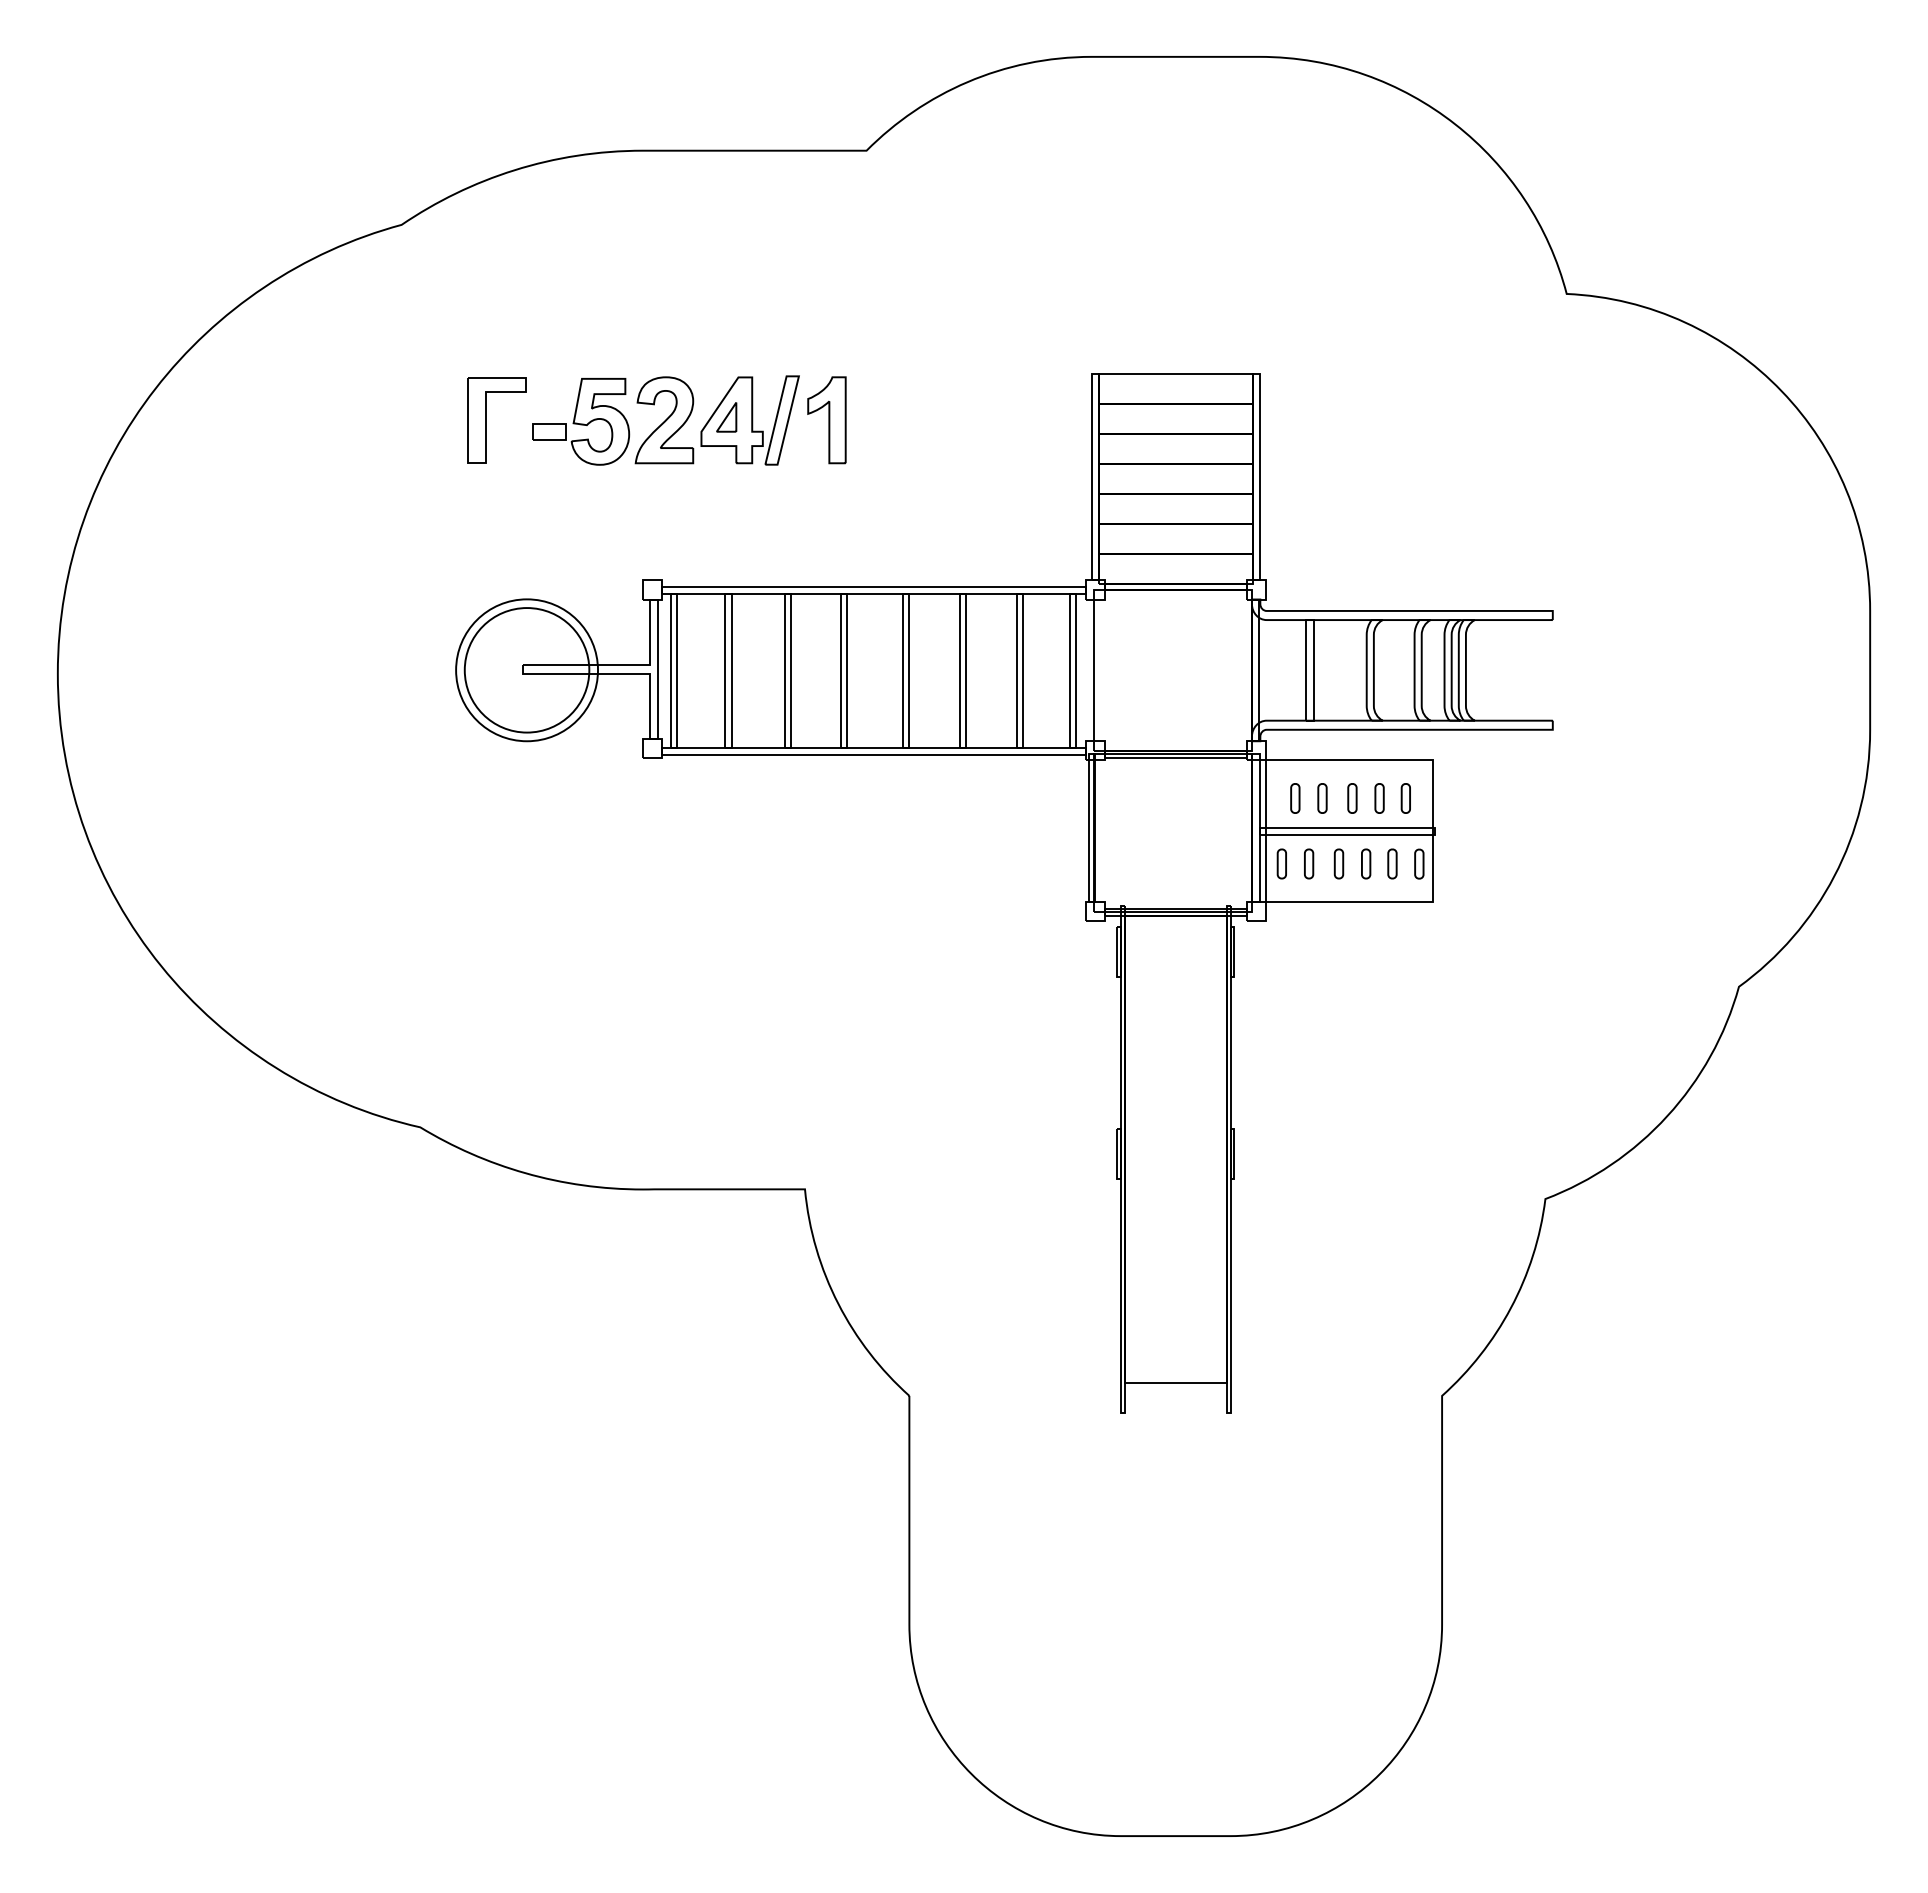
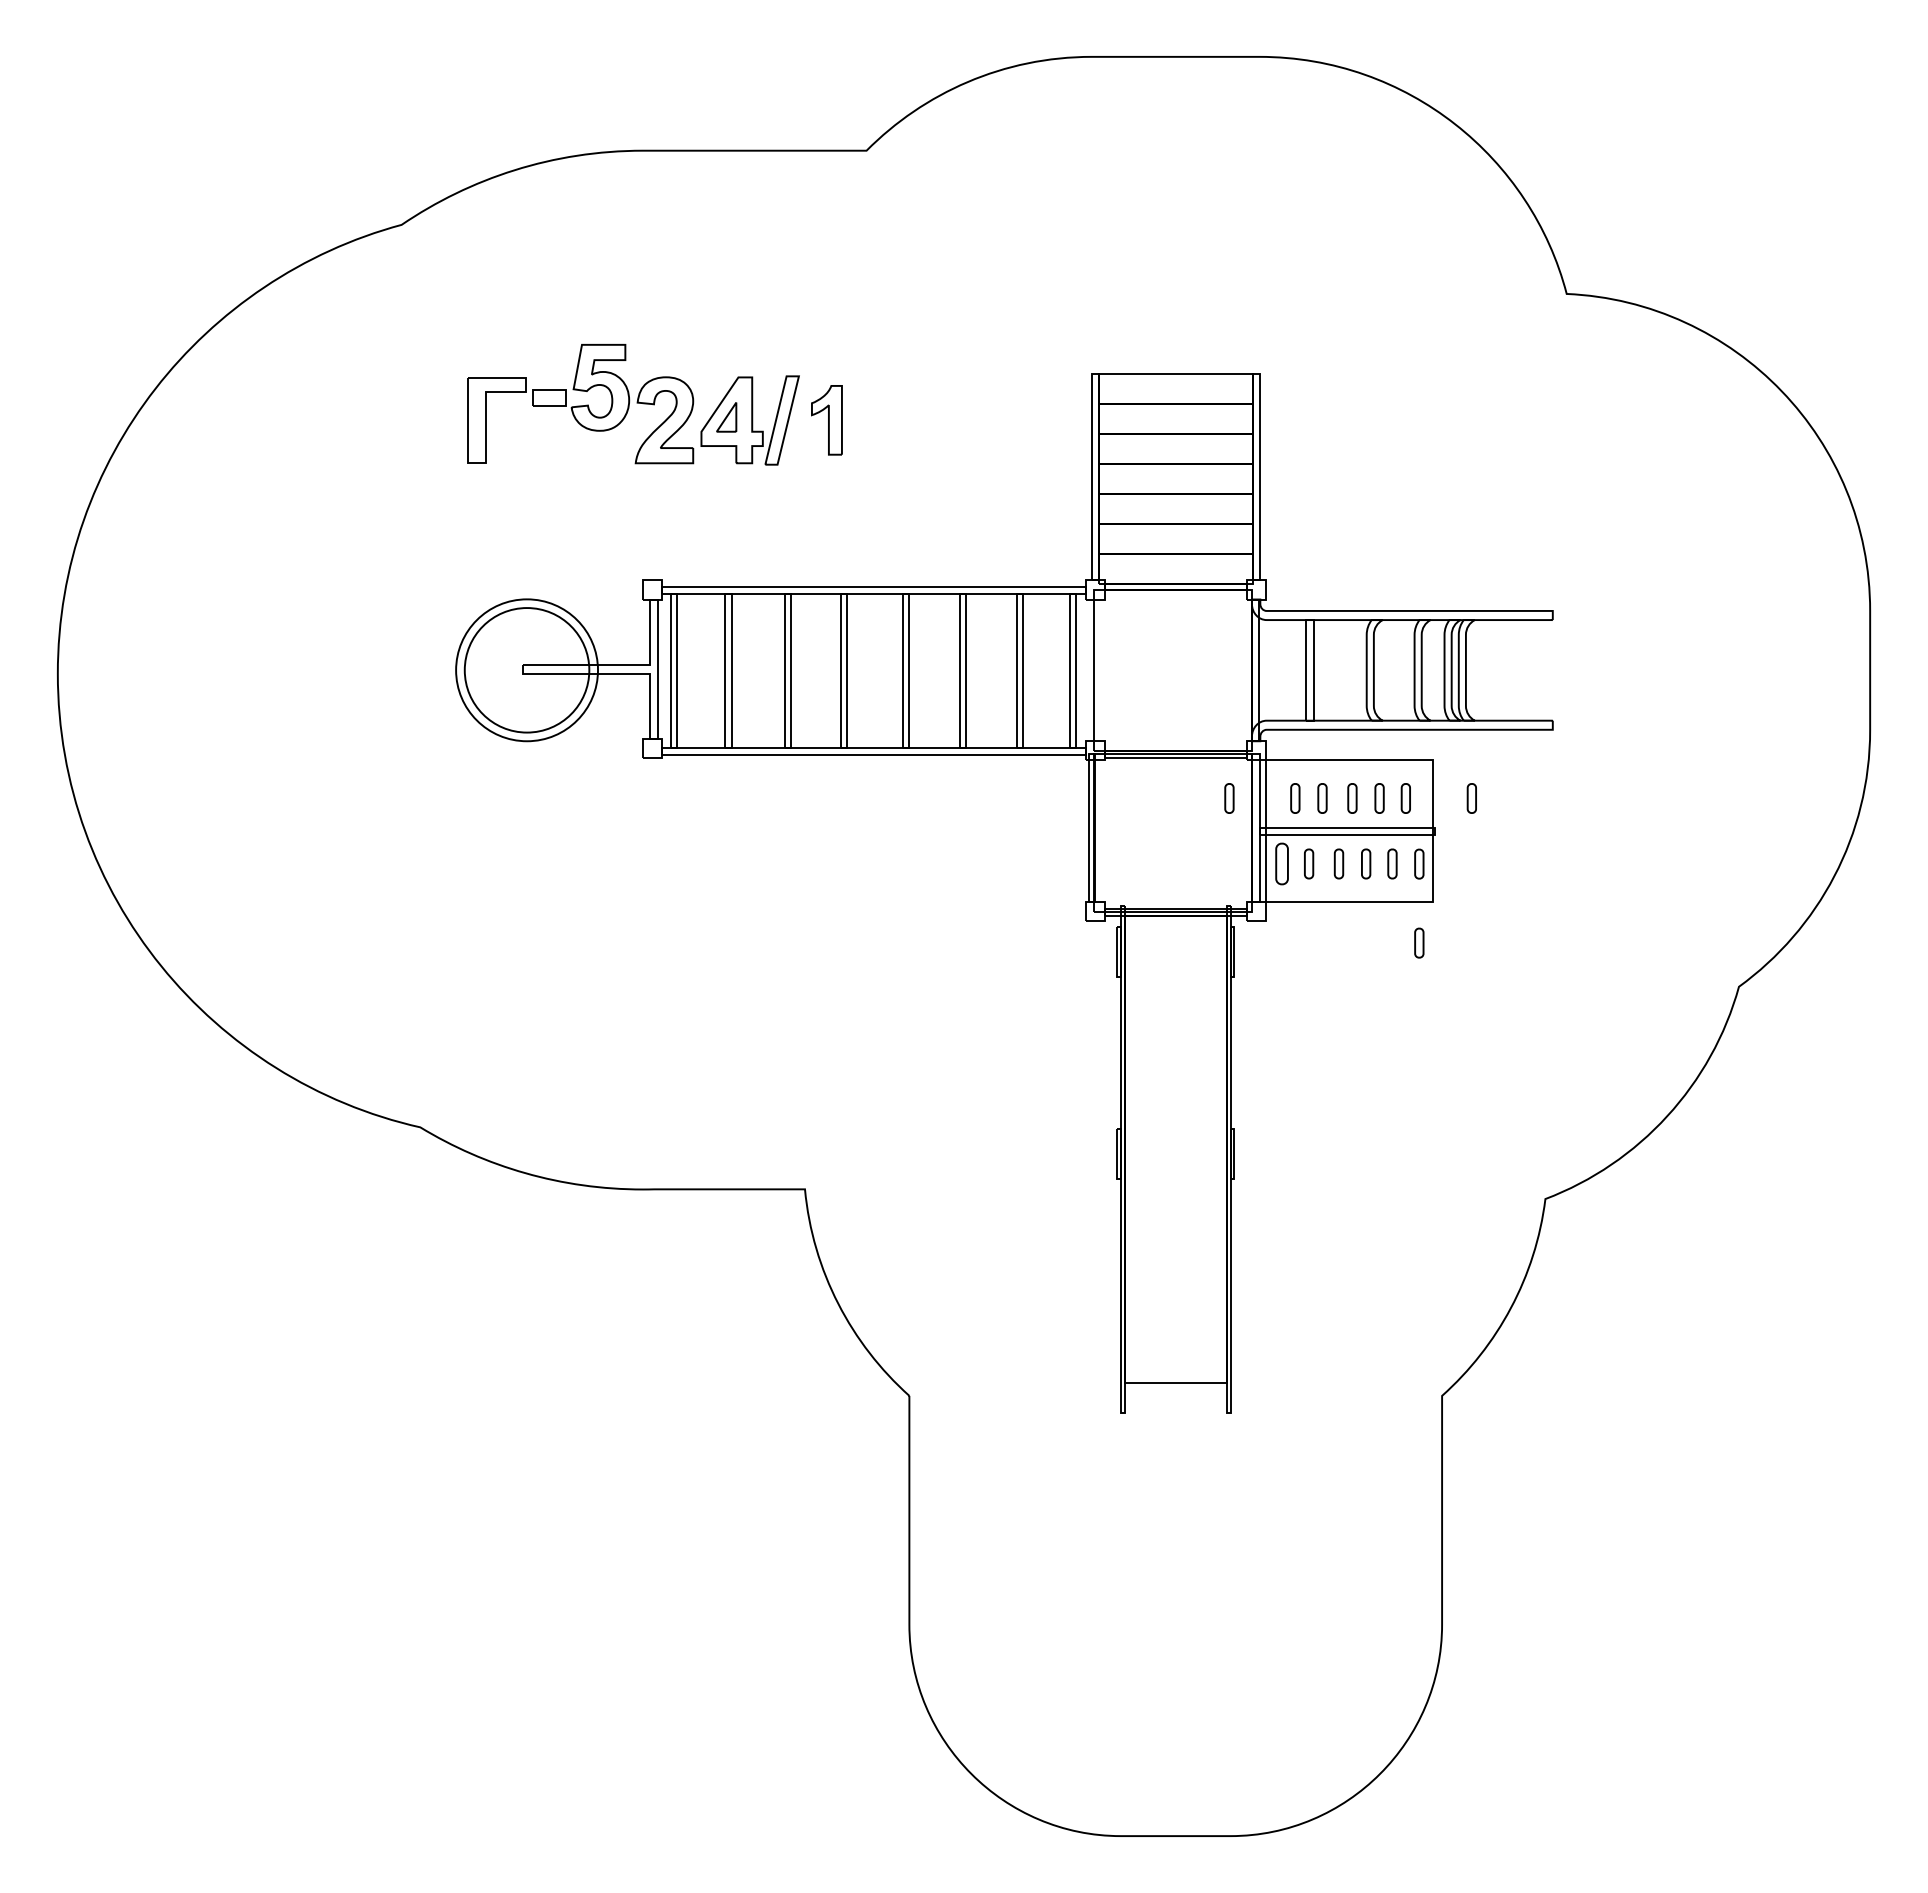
part size: 40x89 px -> 32x71 px (826, 420)
part position: (581, 421) -> (581, 387) (581, 387)
part: none -> present (1229, 798)
part: none -> present (1471, 798)
part size: 11x32 px -> 14x44 px (1281, 863)
part: none -> present (1419, 942)
